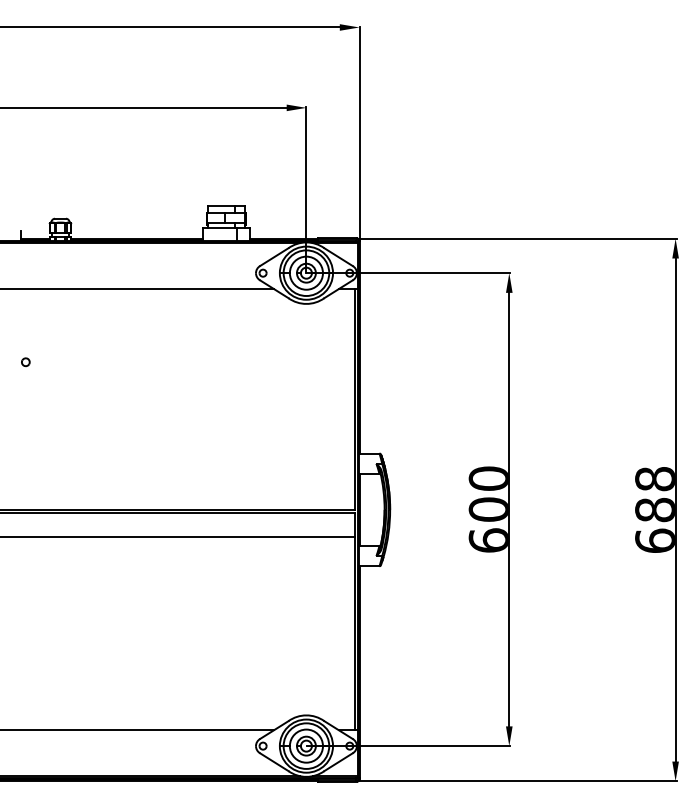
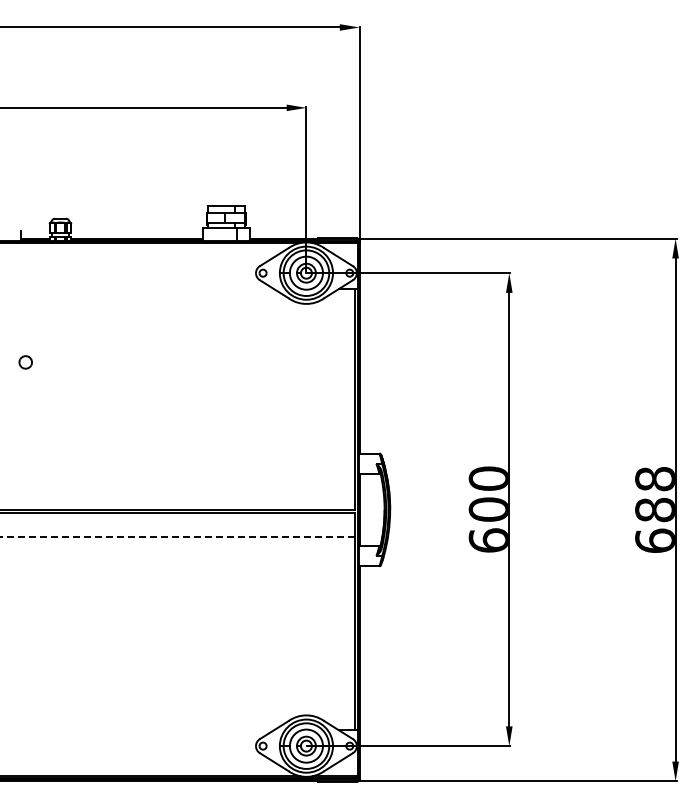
line: present -> none (137, 288)
part size: 10x10 px -> 15x15 px (25, 362)
line: solid -> dashed (177, 537)
line: present -> none (137, 730)
